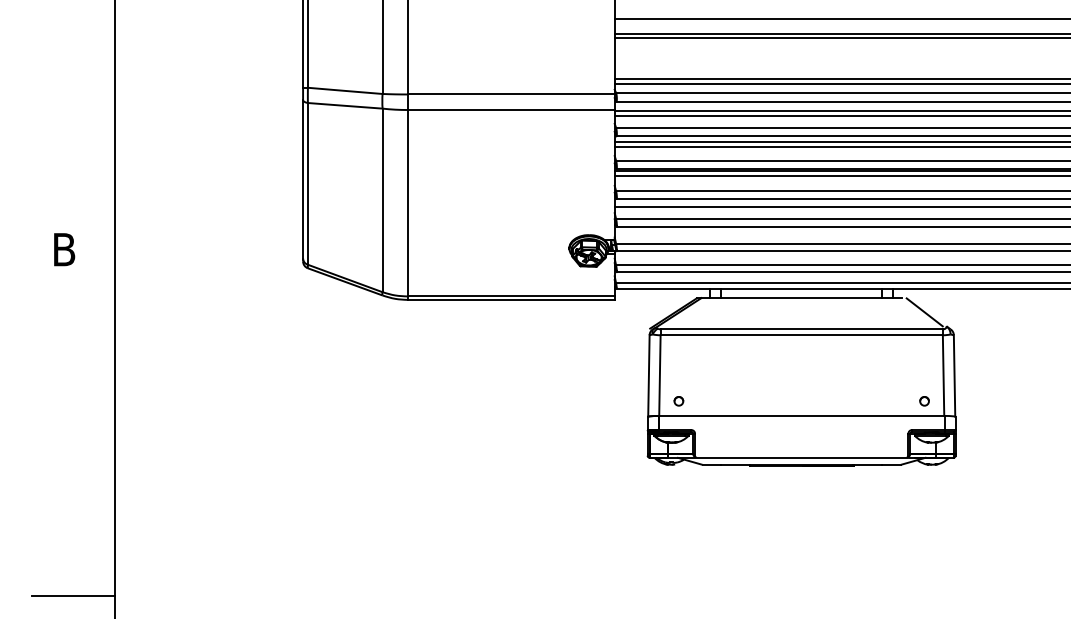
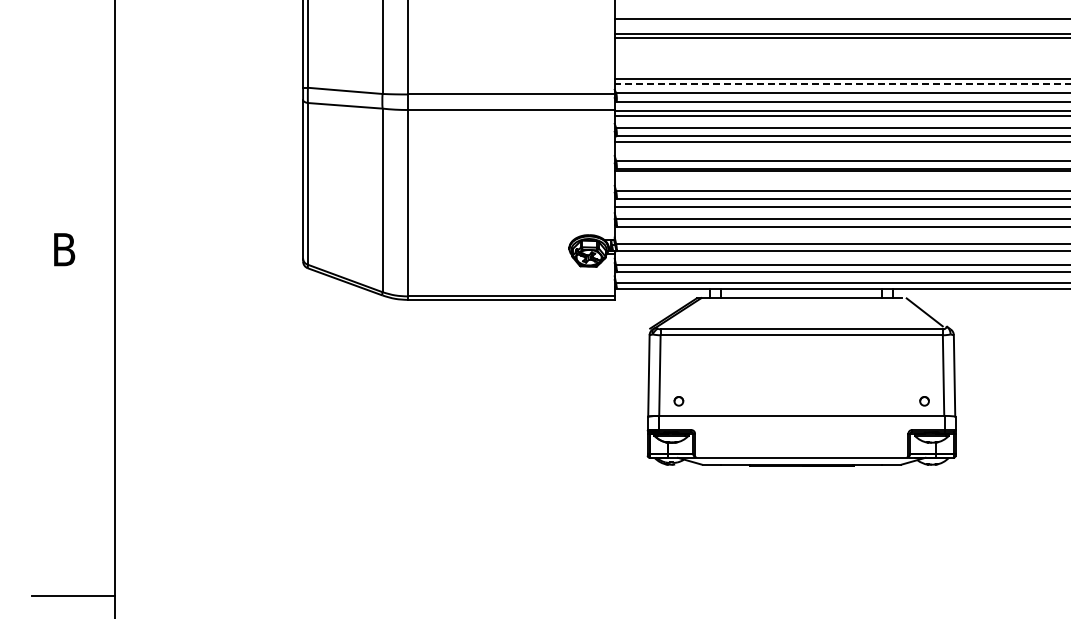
line: solid -> dashed (842, 83)
line: present -> none (840, 147)
line: present -> none (840, 175)
